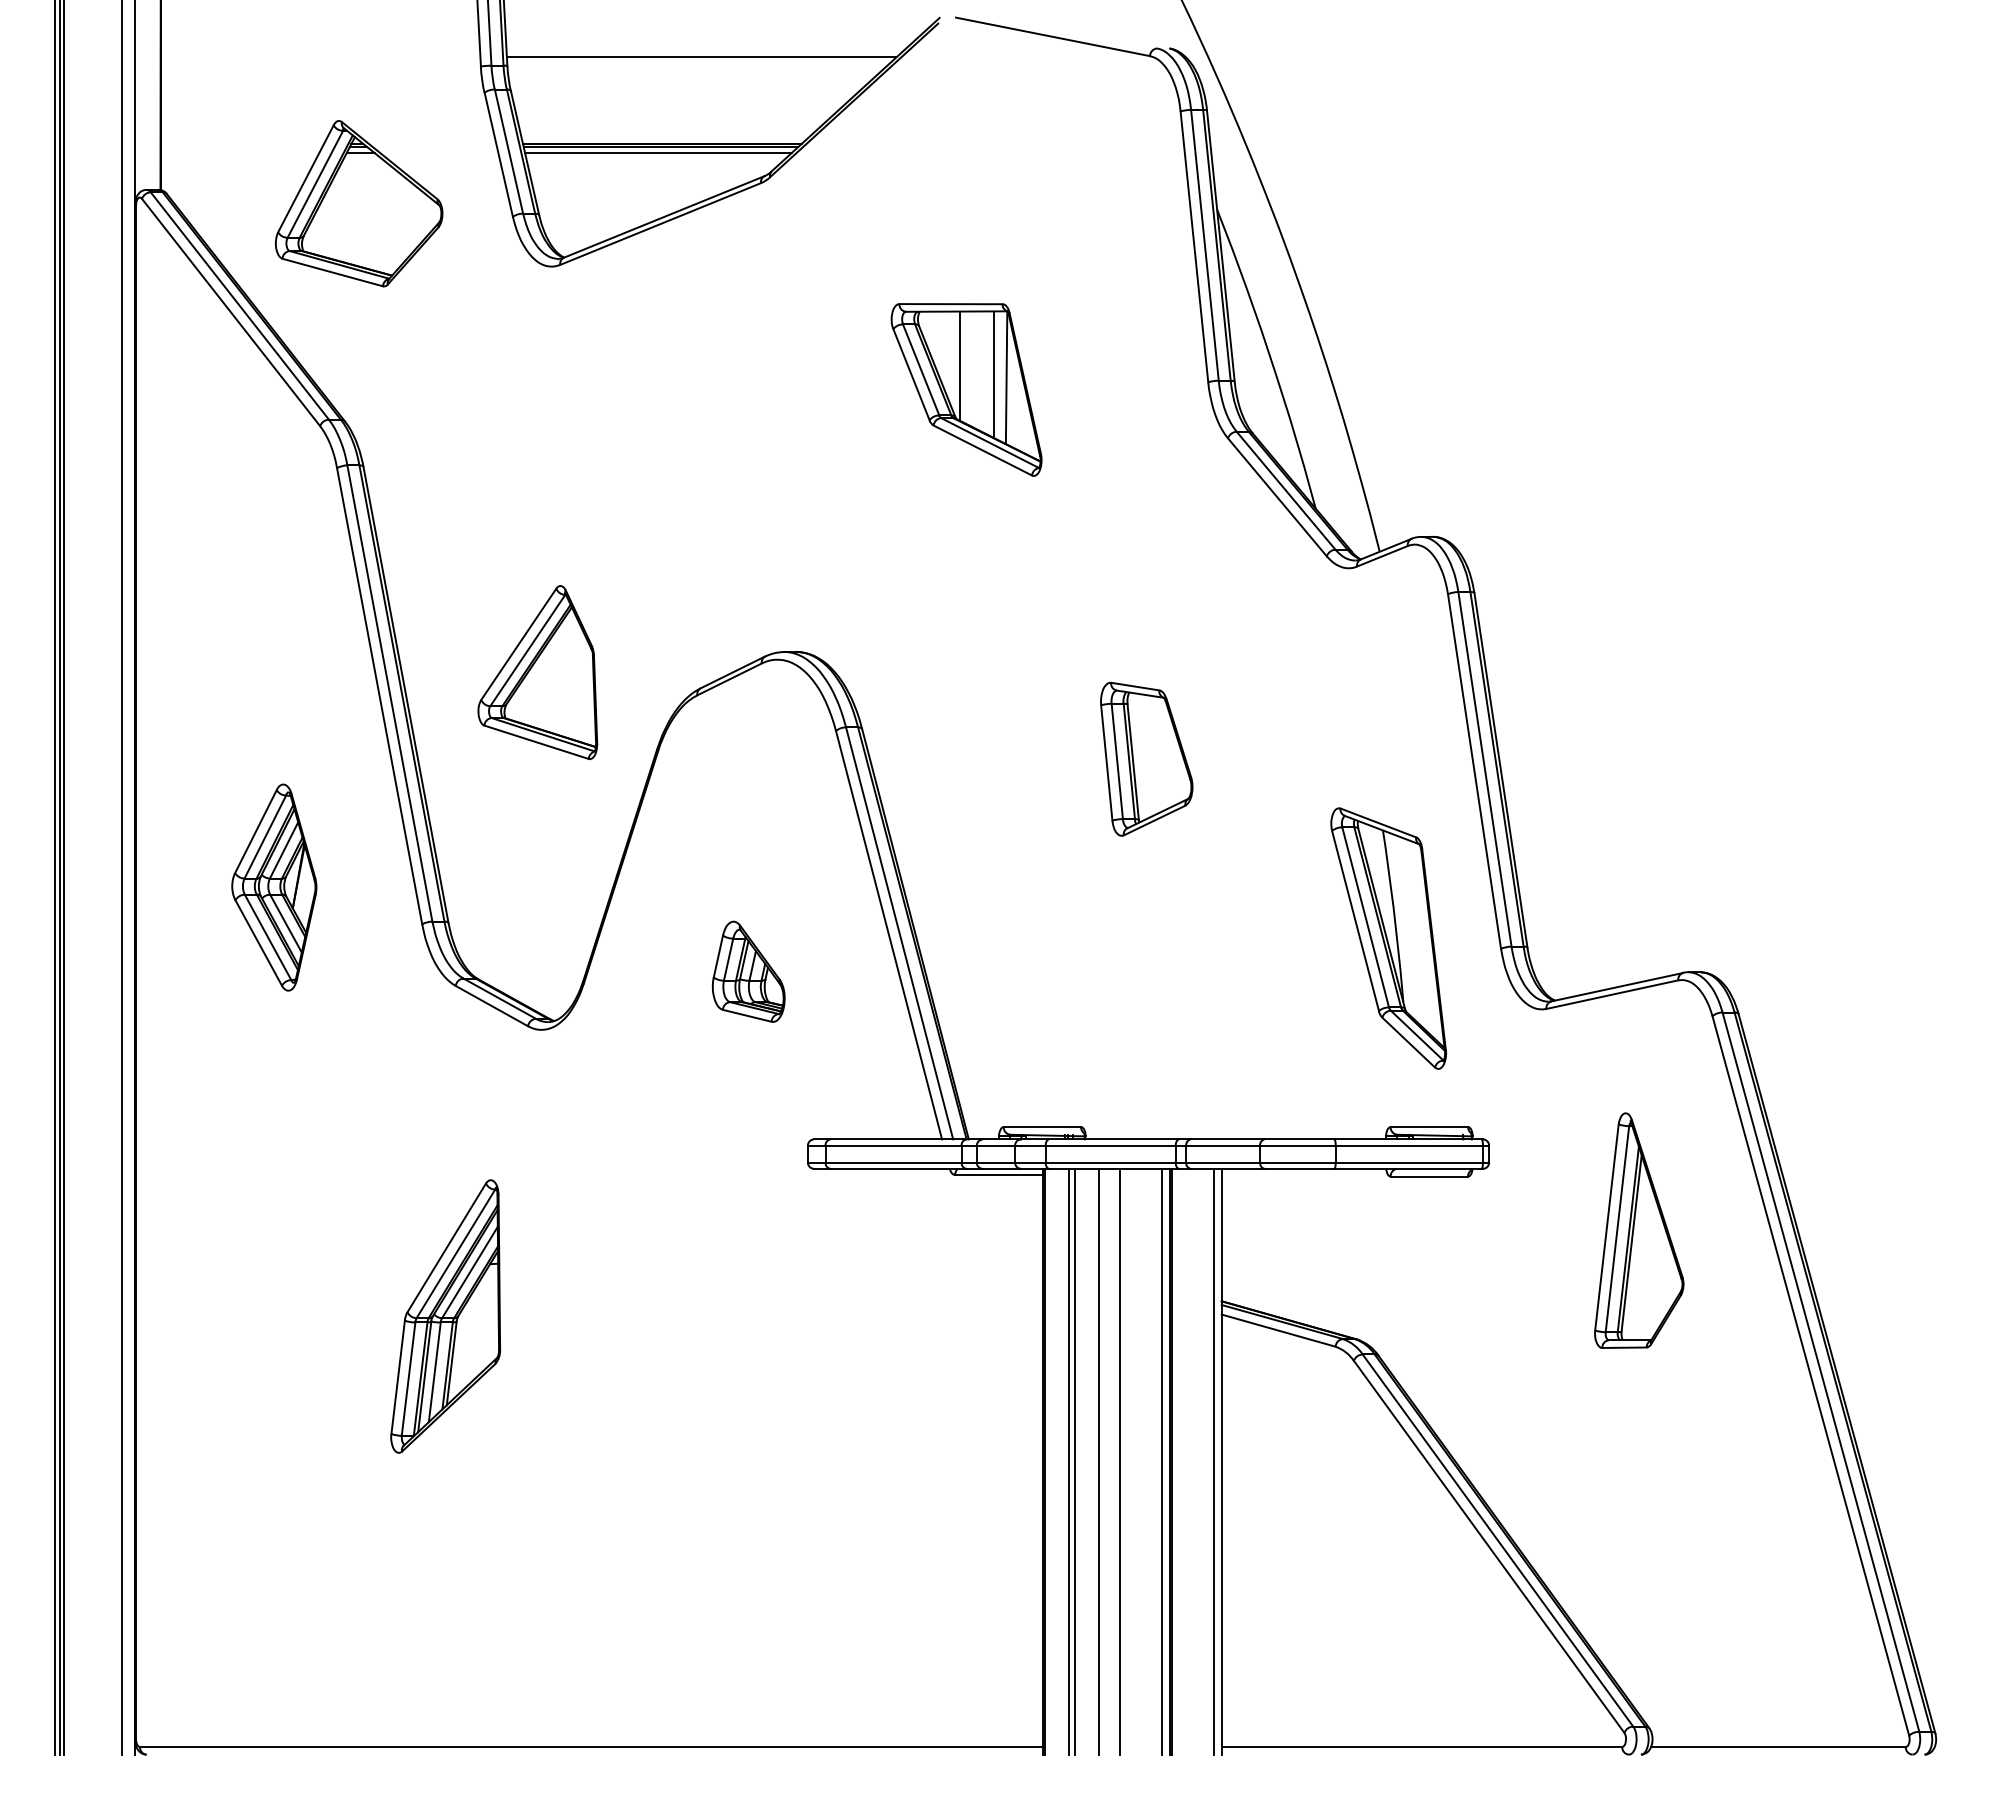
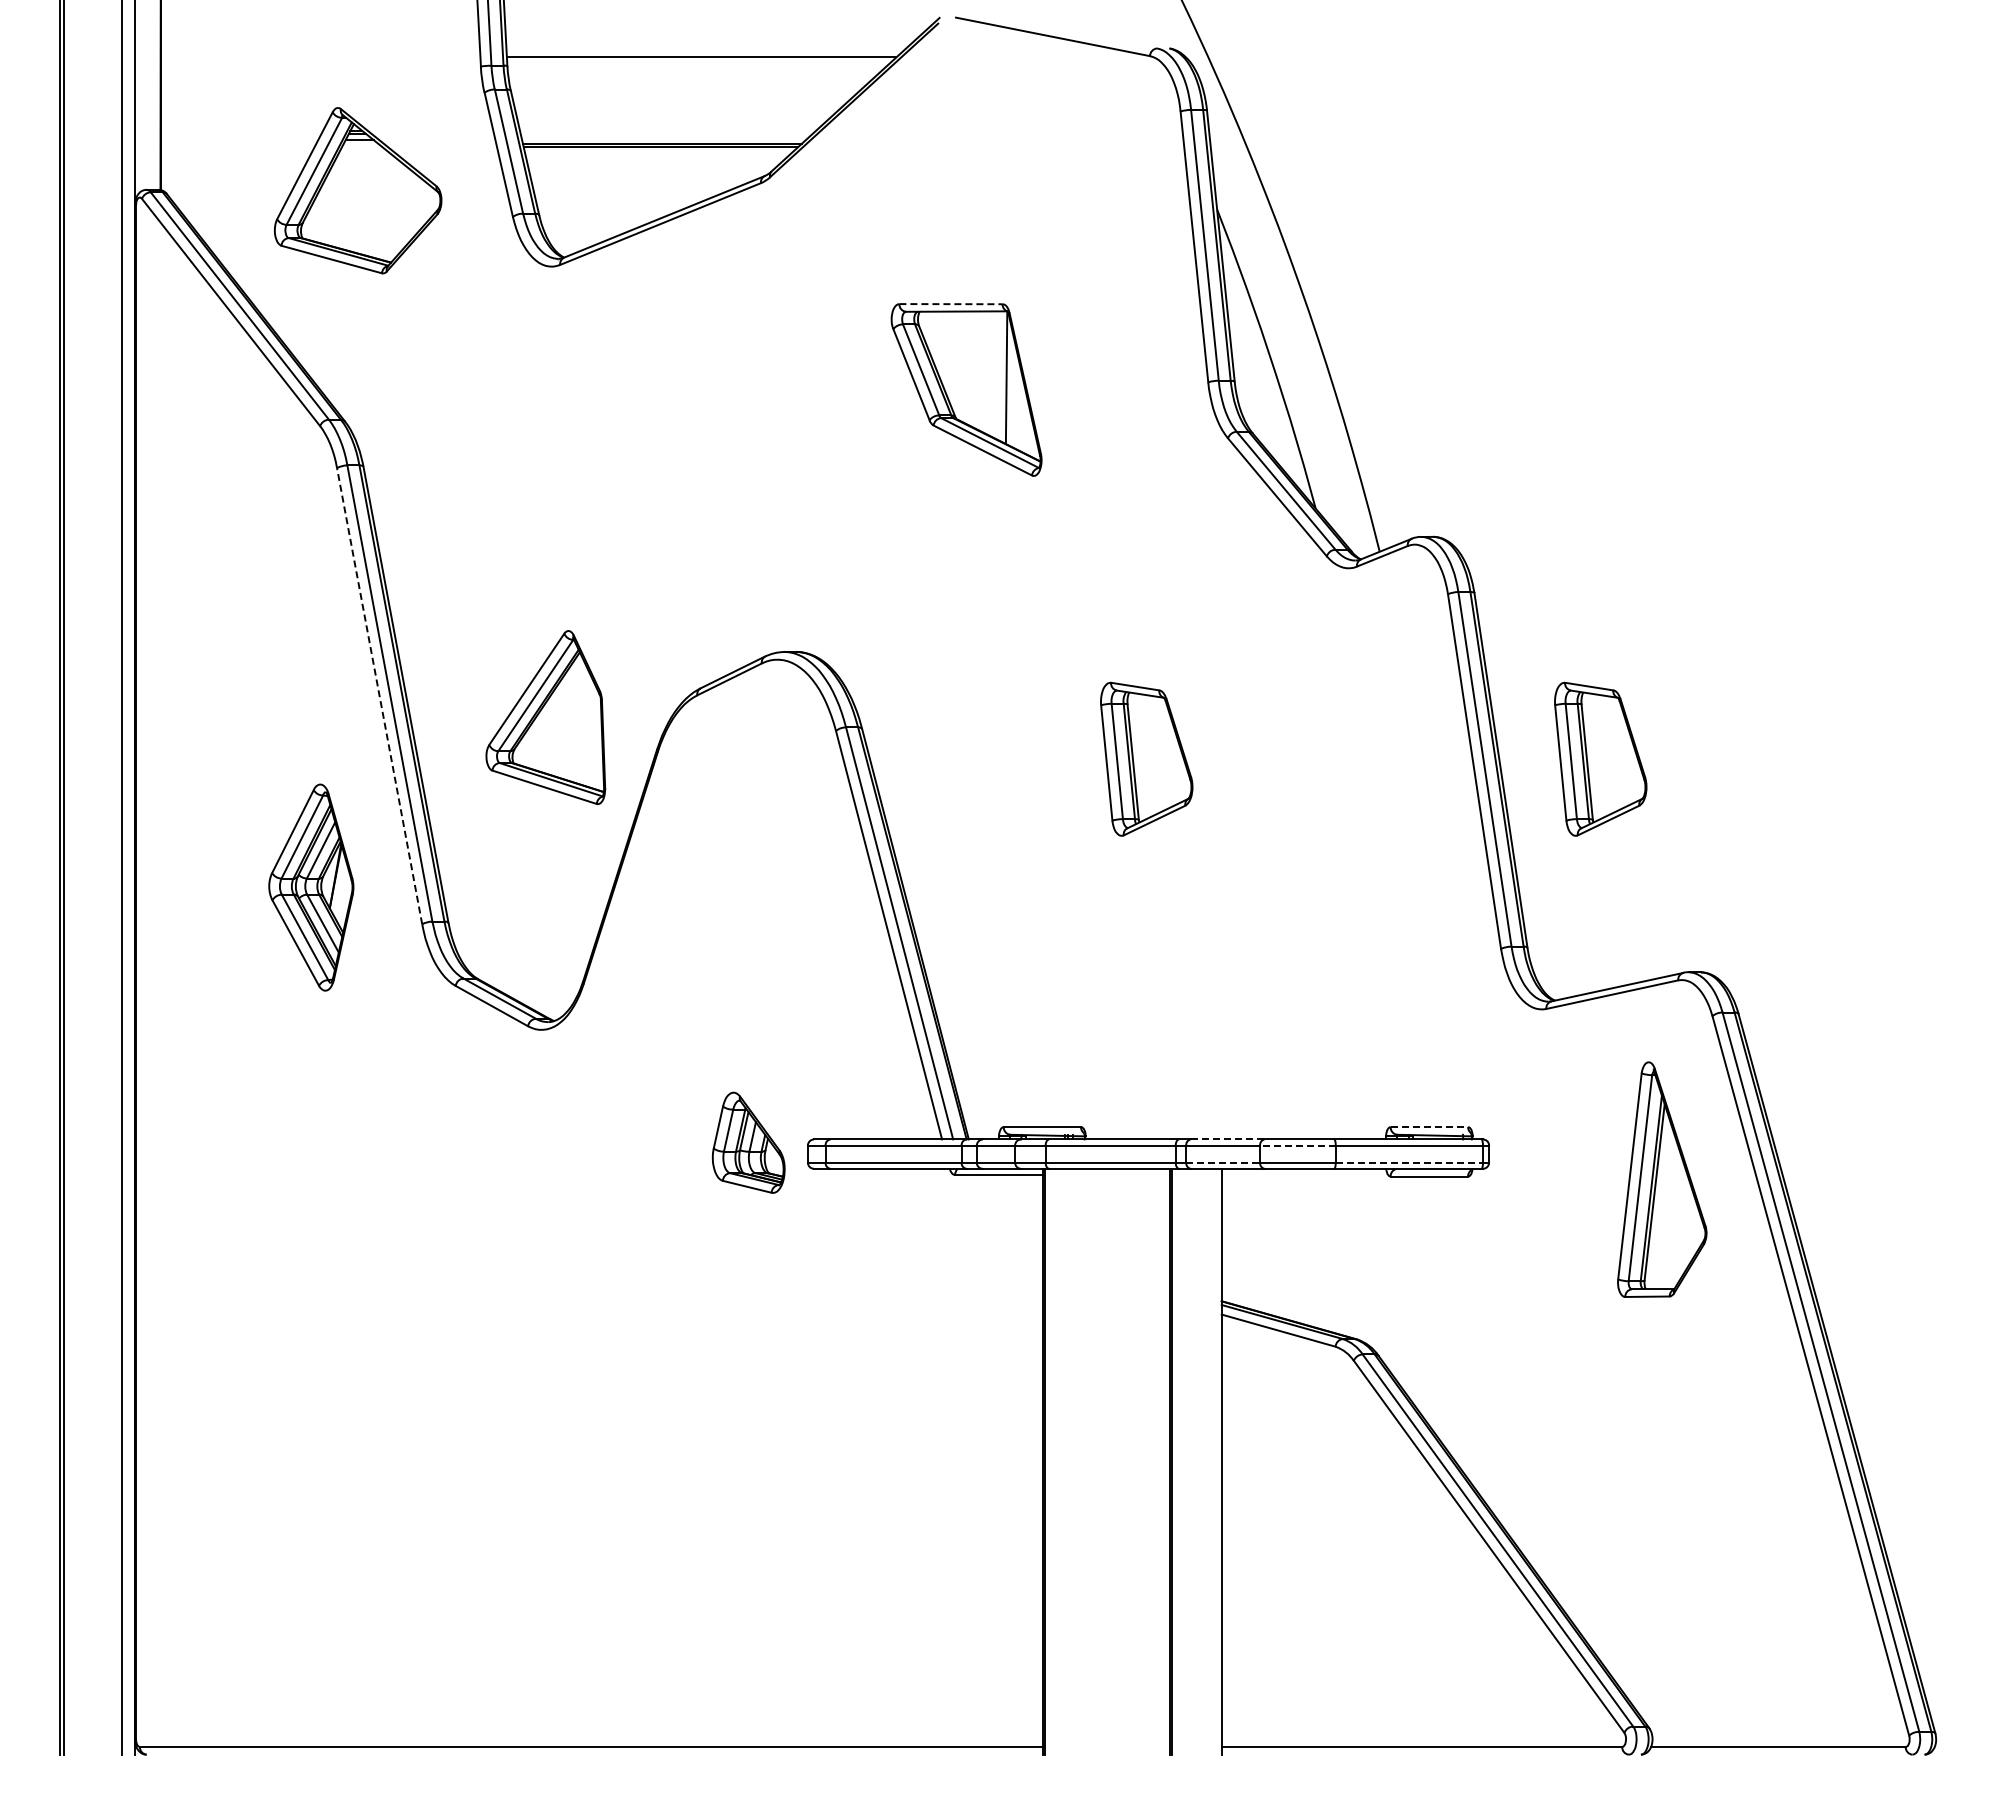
line: present -> none (658, 153)
part position: (359, 203) -> (358, 190) (358, 190)
line: solid -> dashed (951, 304)
line: present -> none (960, 365)
line: present -> none (993, 374)
part position: (537, 672) -> (545, 717) (545, 717)
line: solid -> dashed (379, 695)
part: none -> present (1600, 758)
line: present -> none (54, 878)
part position: (274, 887) -> (311, 887) (311, 887)
part: present -> none (1388, 938)
part position: (748, 971) -> (748, 1142) (748, 1142)
line: solid -> dashed (1429, 1127)
line: solid -> dashed (1227, 1139)
line: solid -> dashed (1298, 1145)
line: solid -> dashed (1223, 1162)
line: solid -> dashed (1409, 1162)
part position: (1639, 1230) -> (1662, 1179) (1662, 1179)
part: present -> none (445, 1316)
line: present -> none (1068, 1461)
line: present -> none (1075, 1461)
line: present -> none (1099, 1461)
line: present -> none (1120, 1461)
line: present -> none (1161, 1461)
line: present -> none (1213, 1461)
